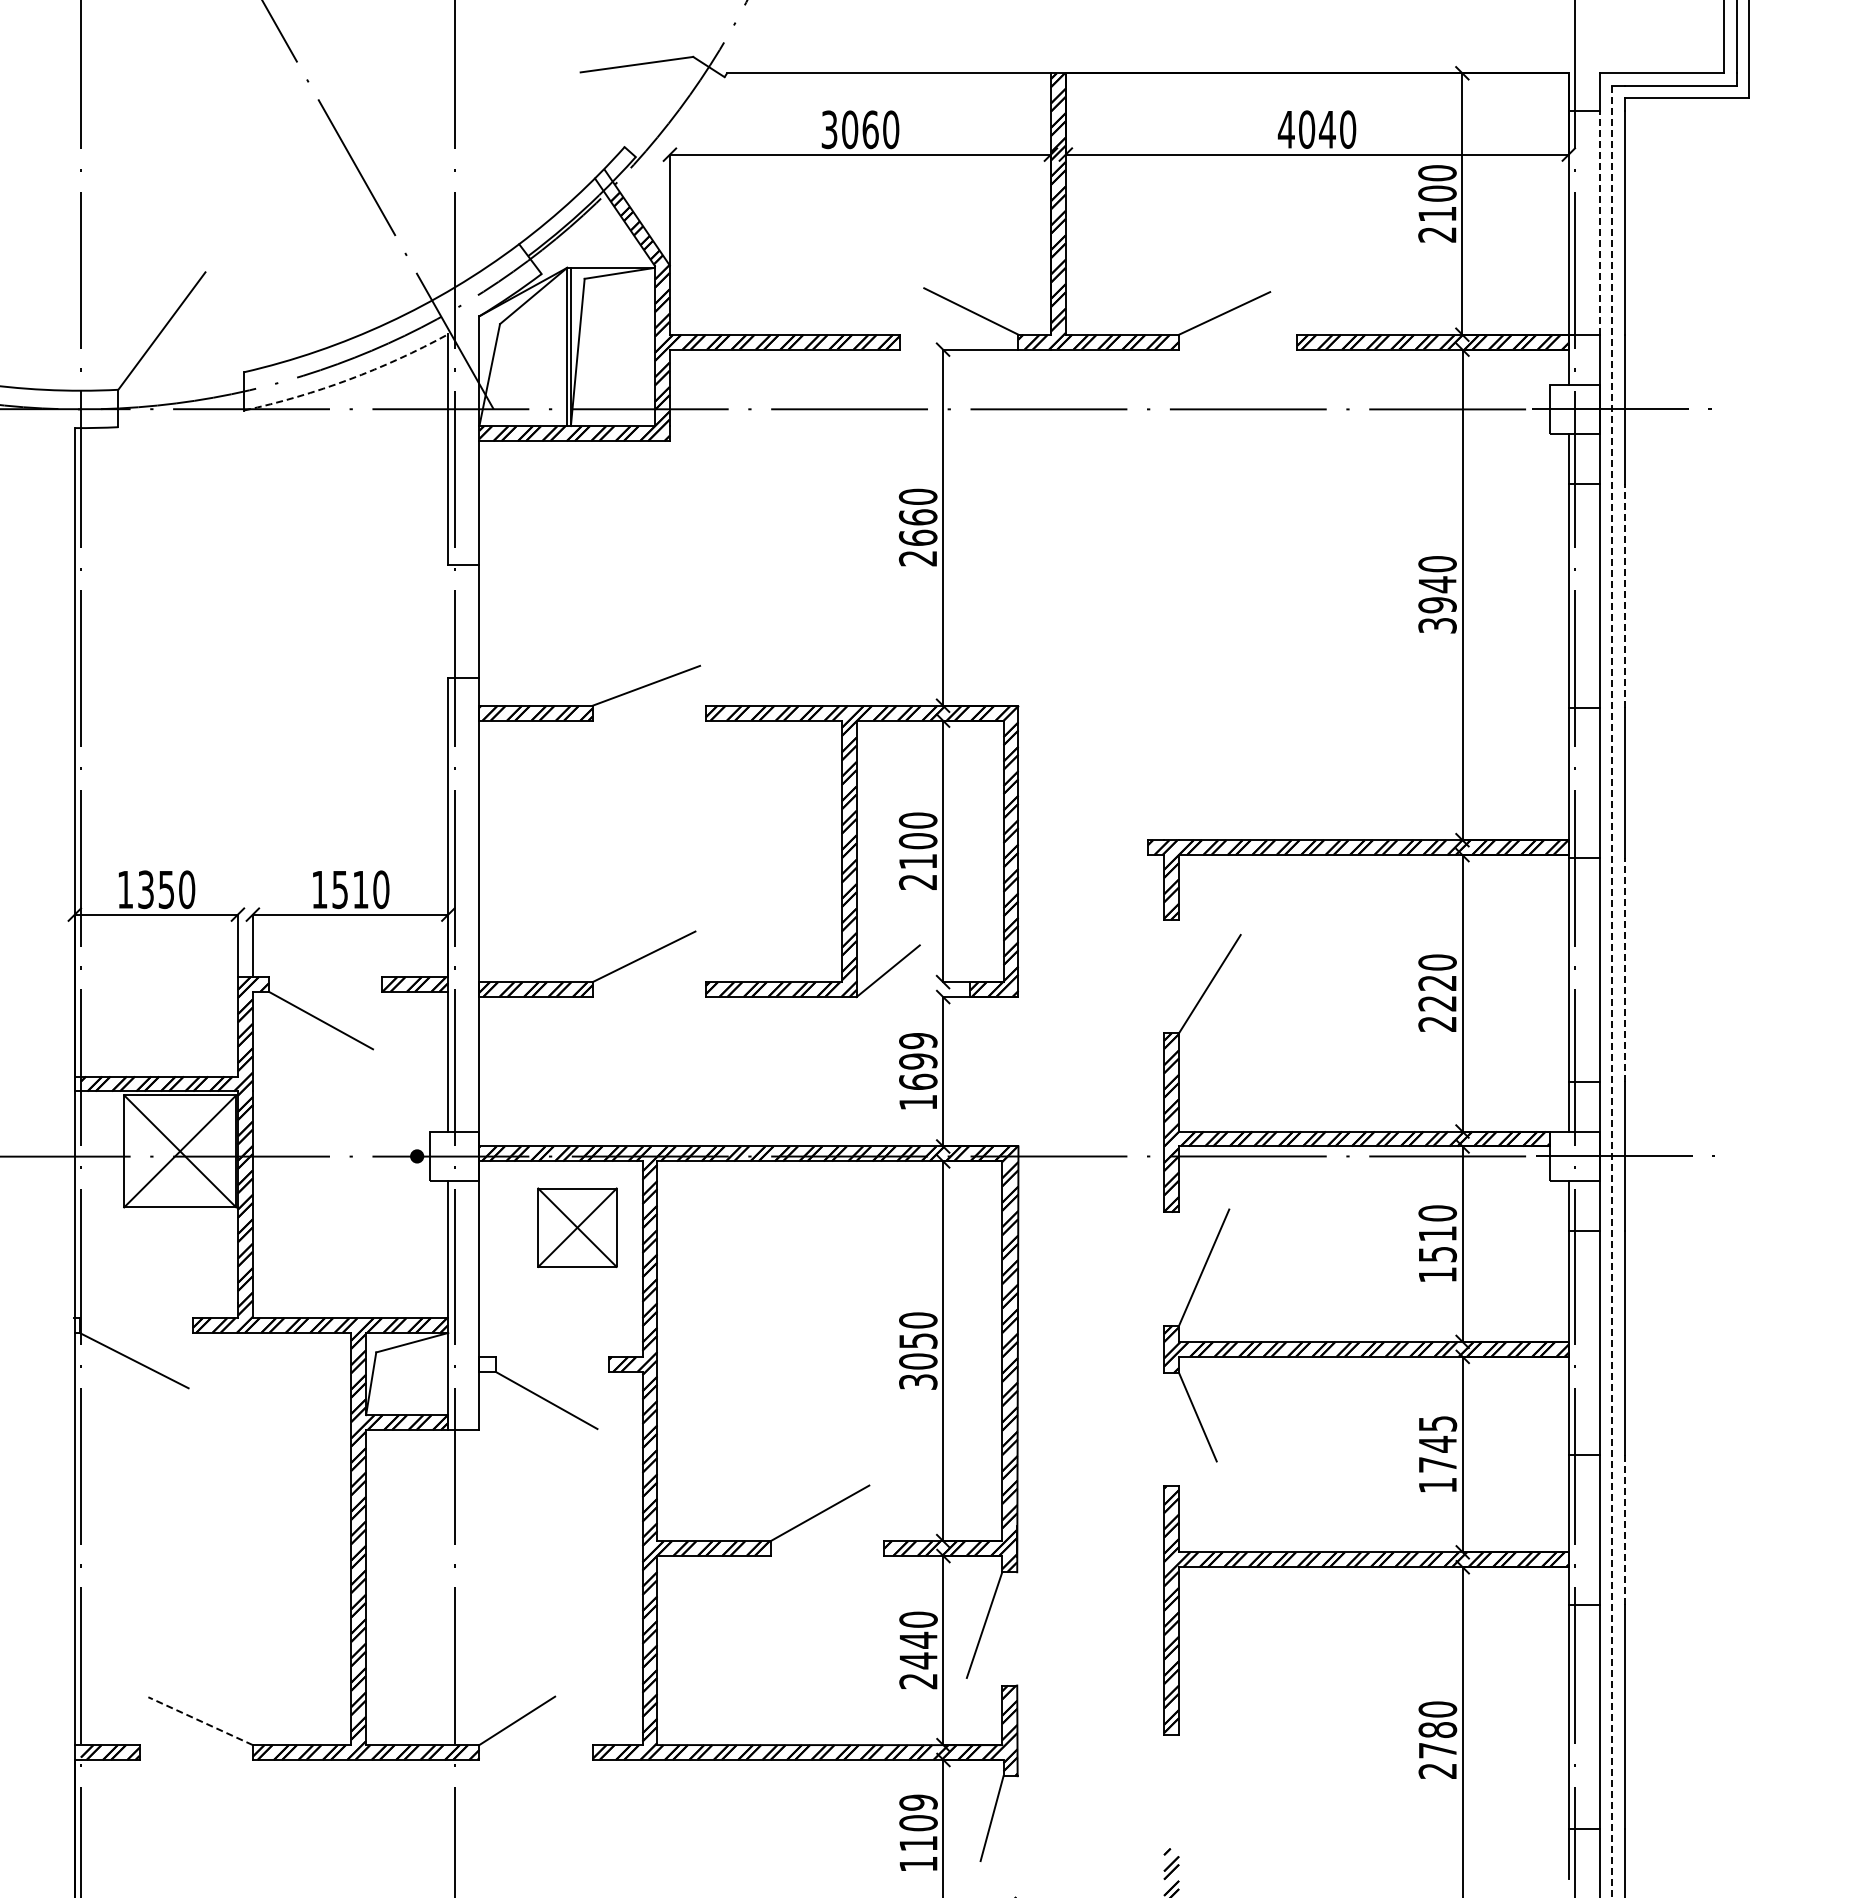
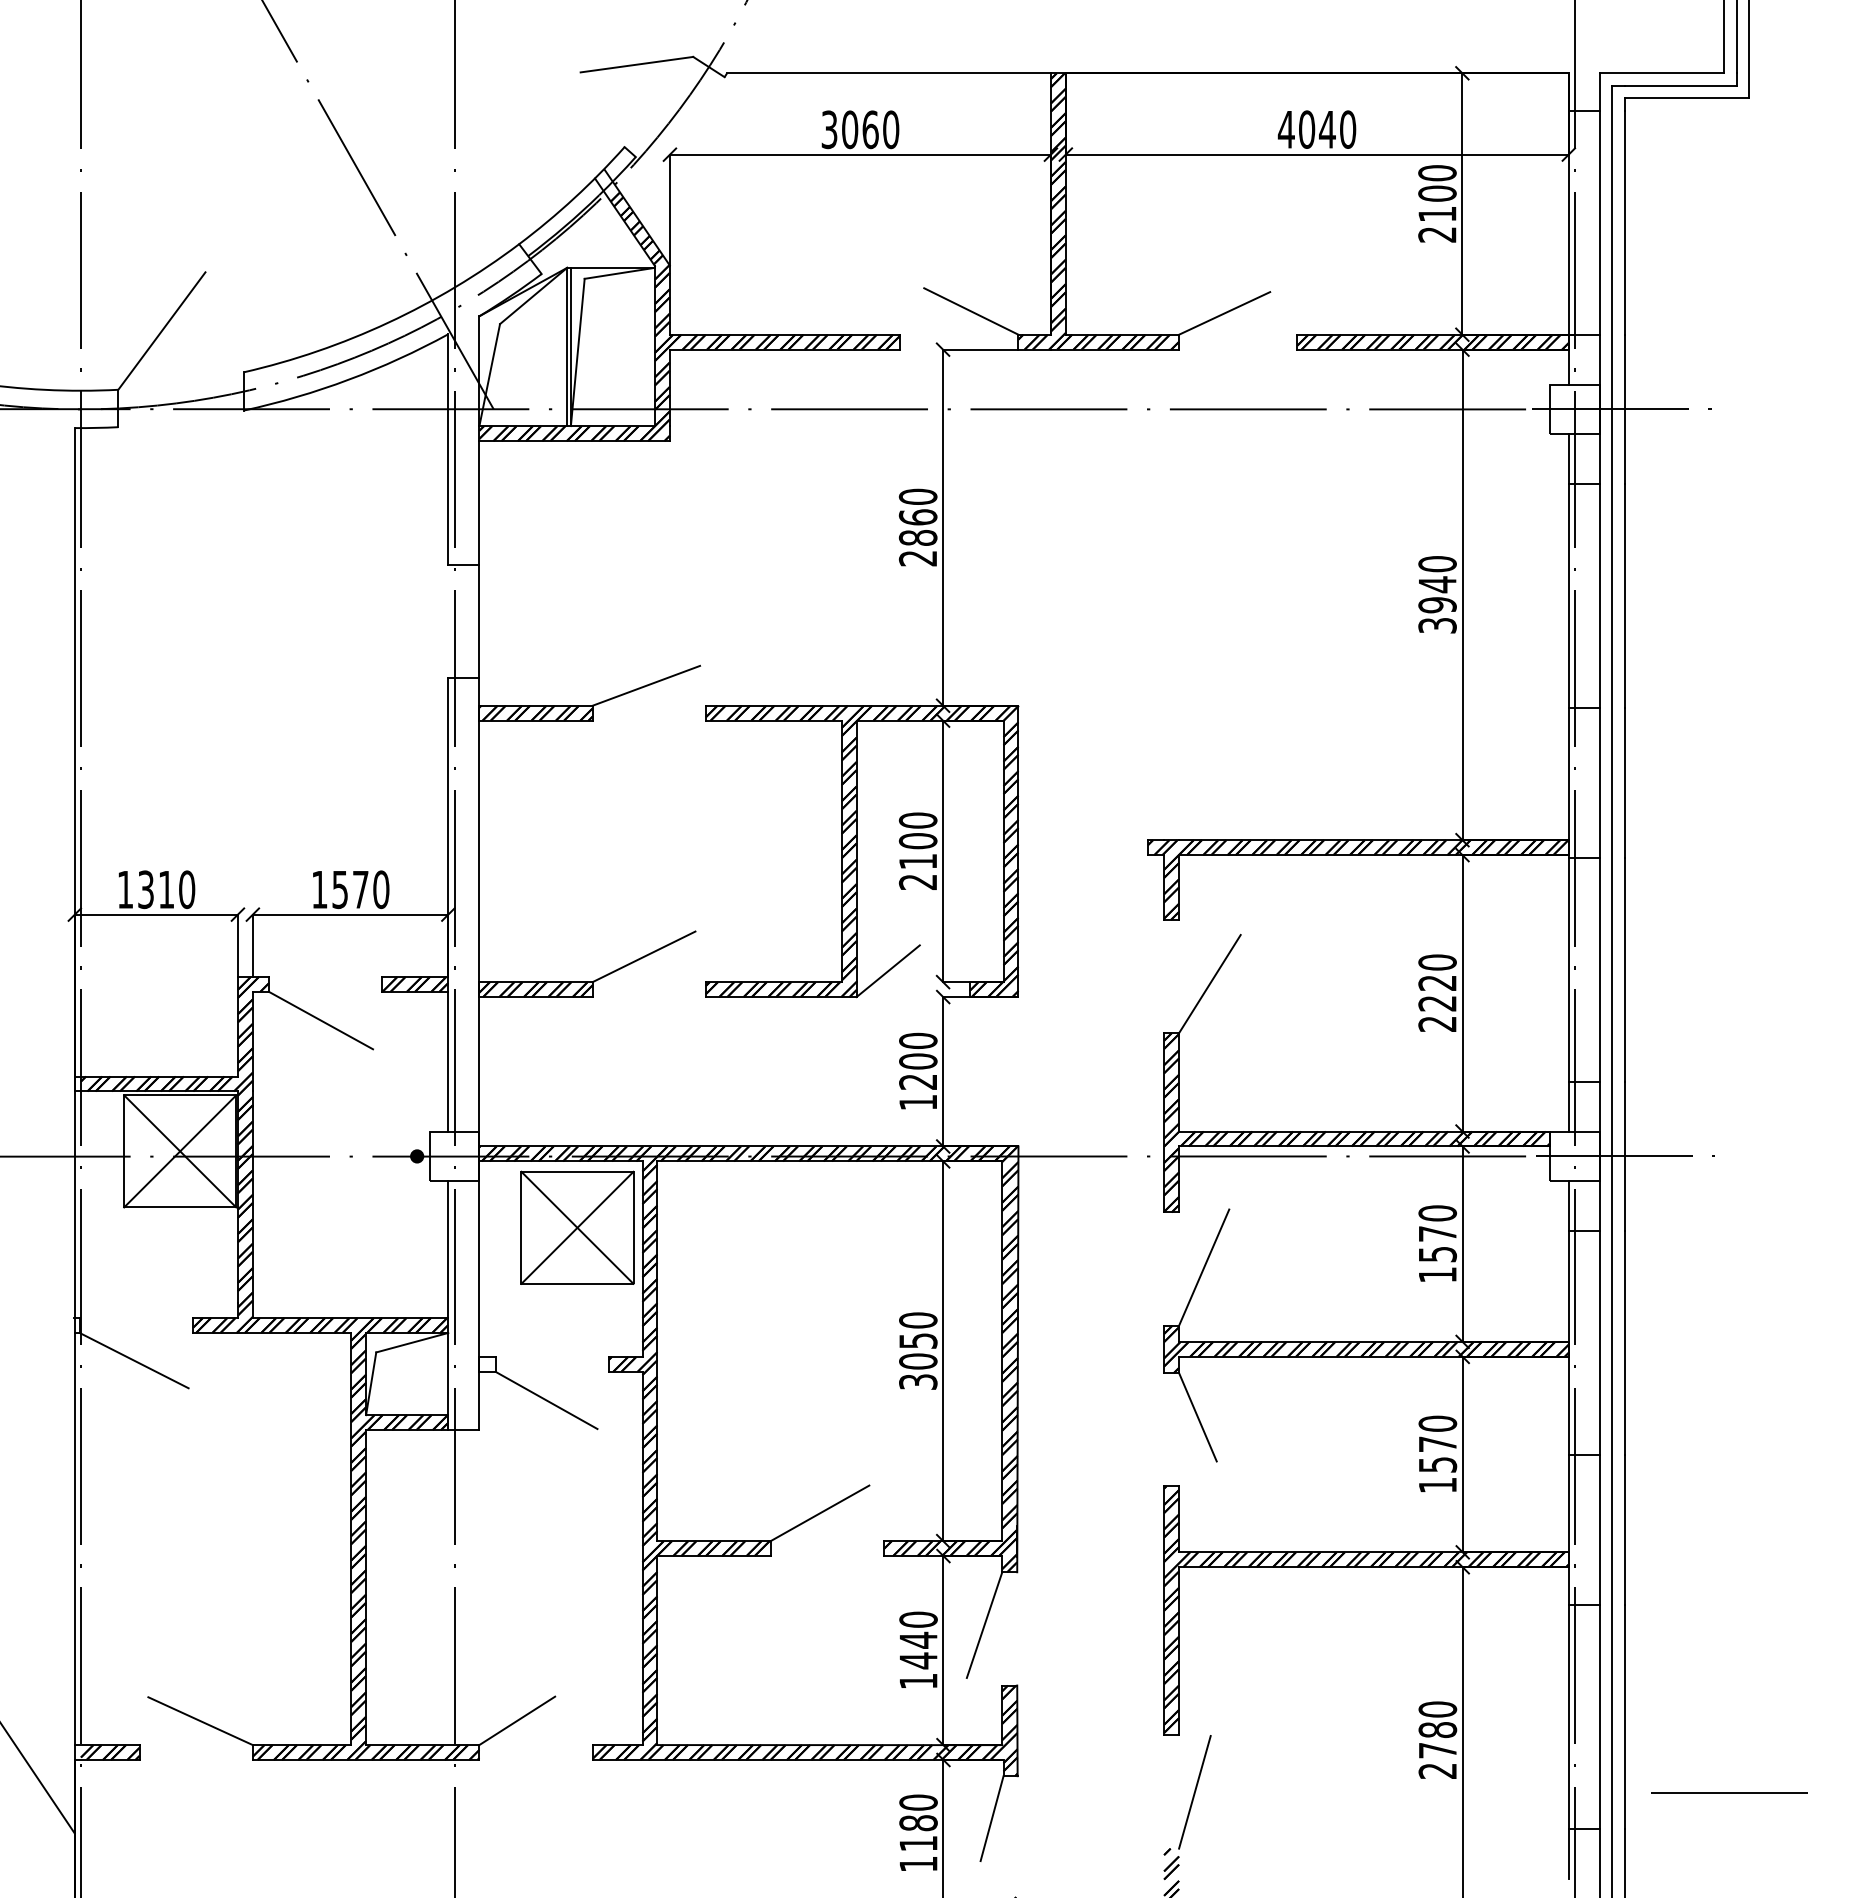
line: dashed -> solid (1599, 222)
arc: dashed -> solid (348, 379)
text: 2660 -> 2860 (917, 537)
line: dashed -> solid (1624, 595)
text: 1510 -> 1570 (360, 889)
text: 1350 -> 1310 (165, 890)
line: dashed -> solid (1624, 969)
line: dashed -> solid (1612, 991)
text: 1699 -> 1200 (918, 1060)
part size: 81x81 px -> 115x115 px (577, 1227)
text: 1510 -> 1570 (1437, 1233)
text: 1745 -> 1570 (1437, 1443)
line: dashed -> solid (1624, 1529)
text: 2440 -> 1440 (918, 1681)
line: dashed -> solid (200, 1720)
line: none -> present (38, 1779)
line: none -> present (1194, 1792)
line: none -> present (1729, 1792)
text: 1109 -> 1180 (918, 1812)
